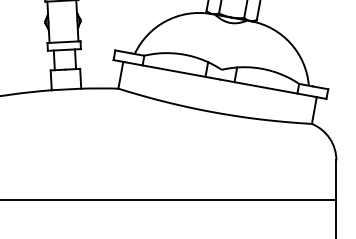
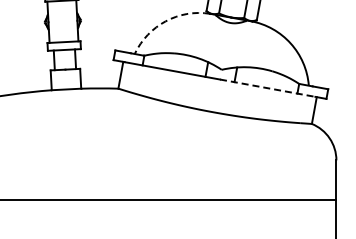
arc: solid -> dashed (165, 21)
line: solid -> dashed (268, 88)
